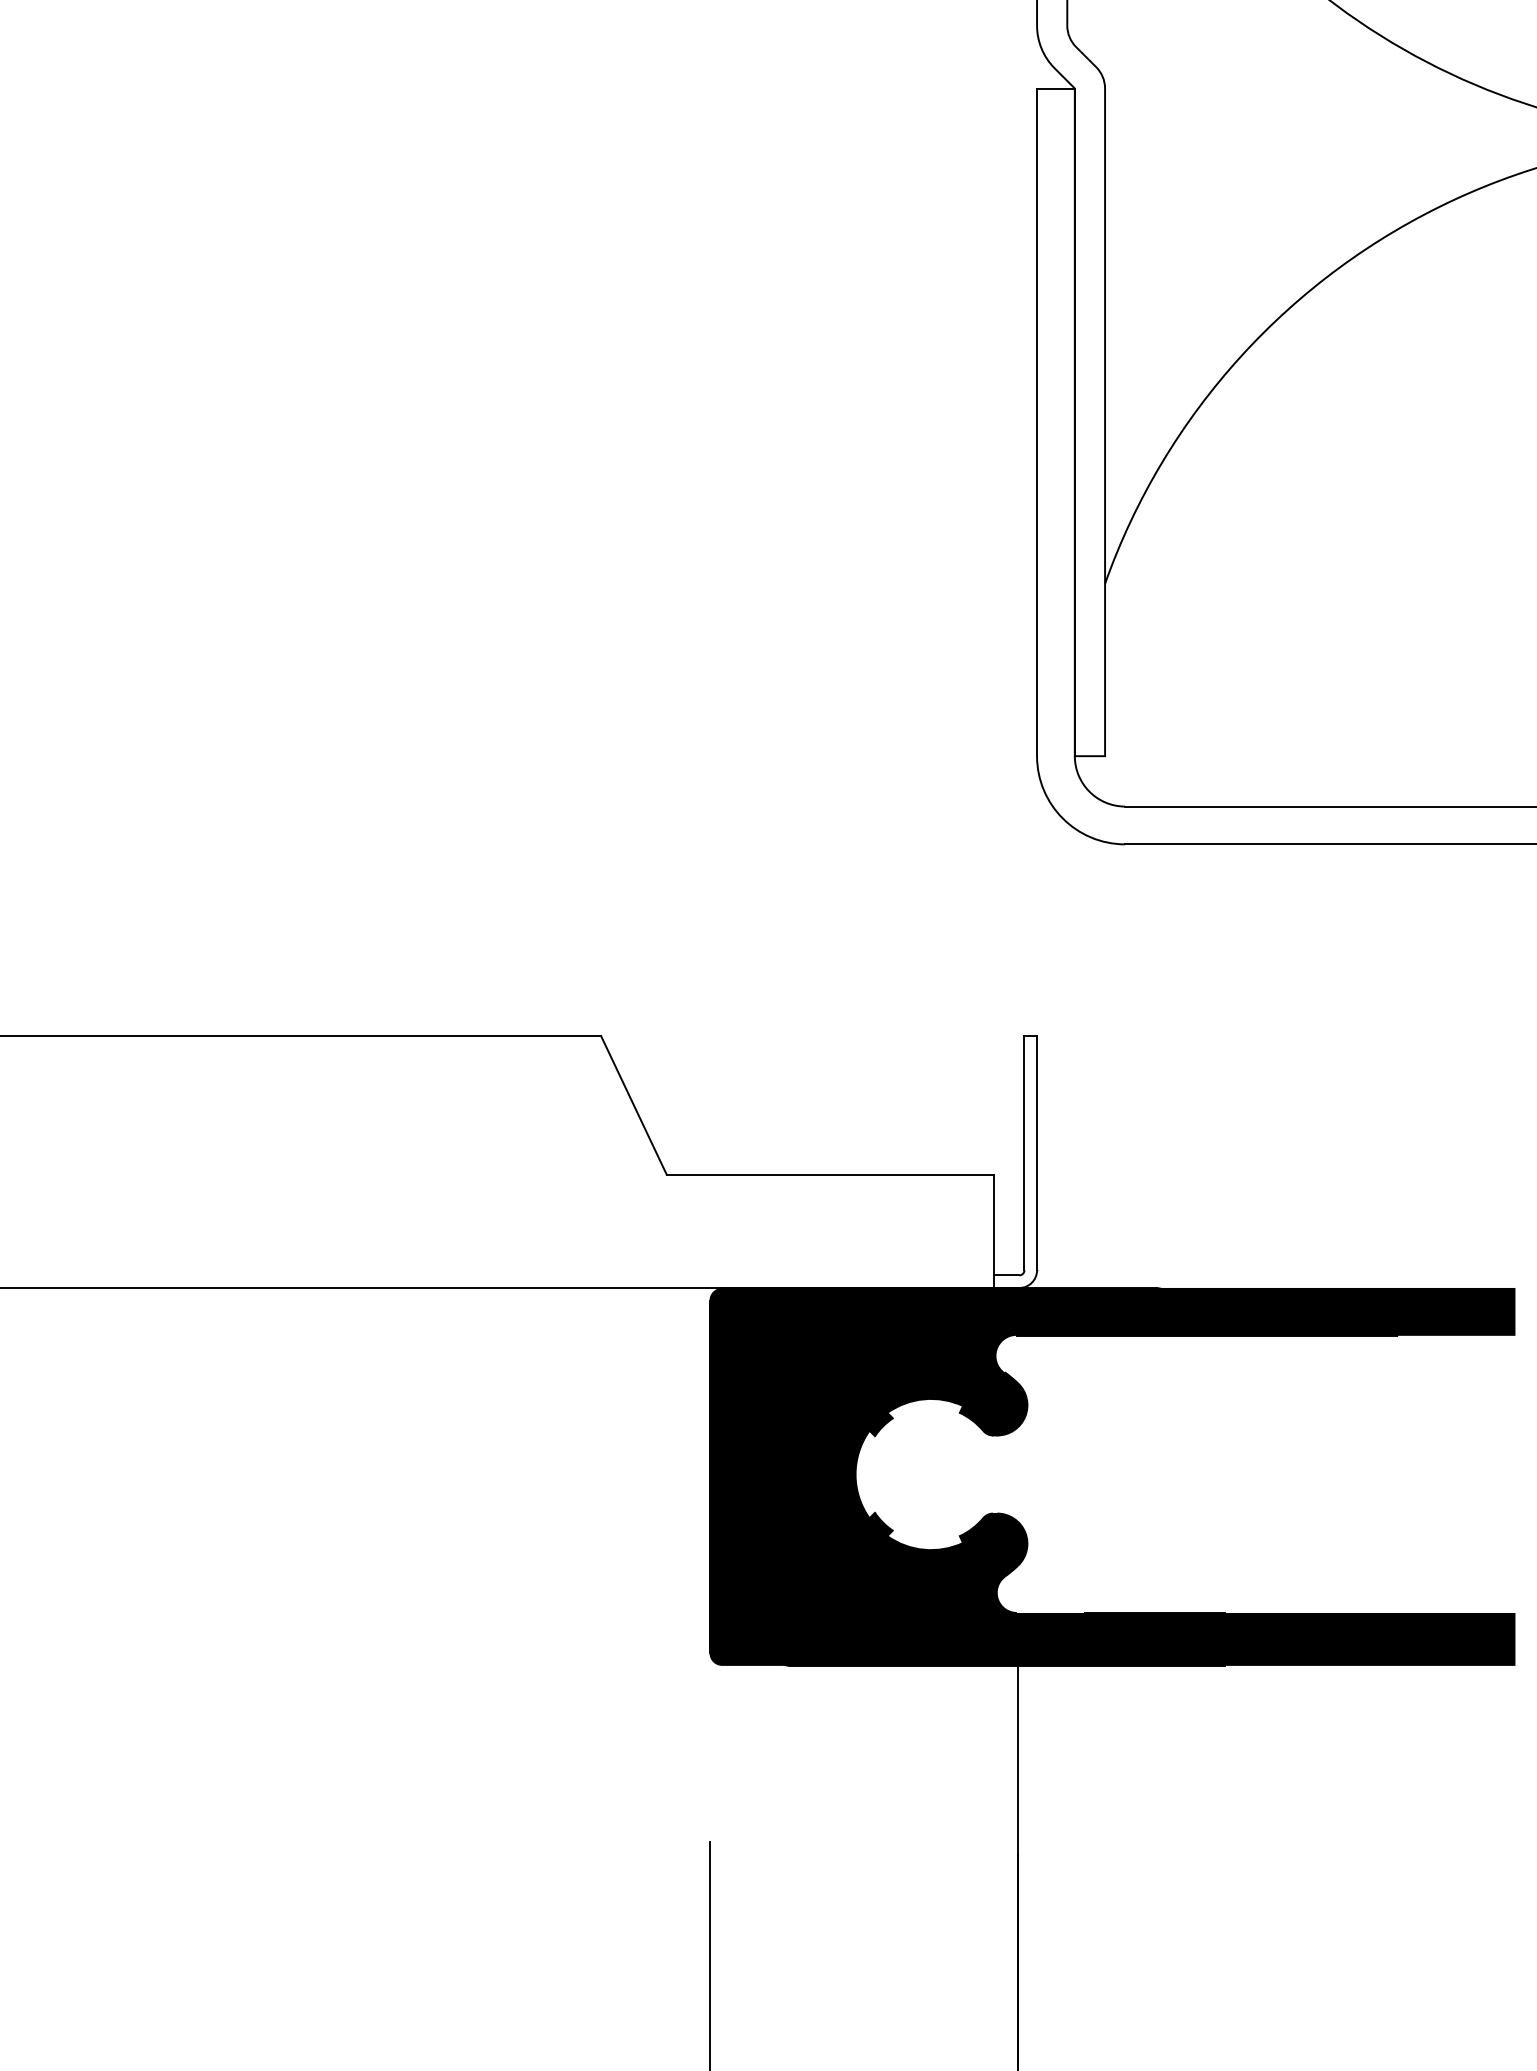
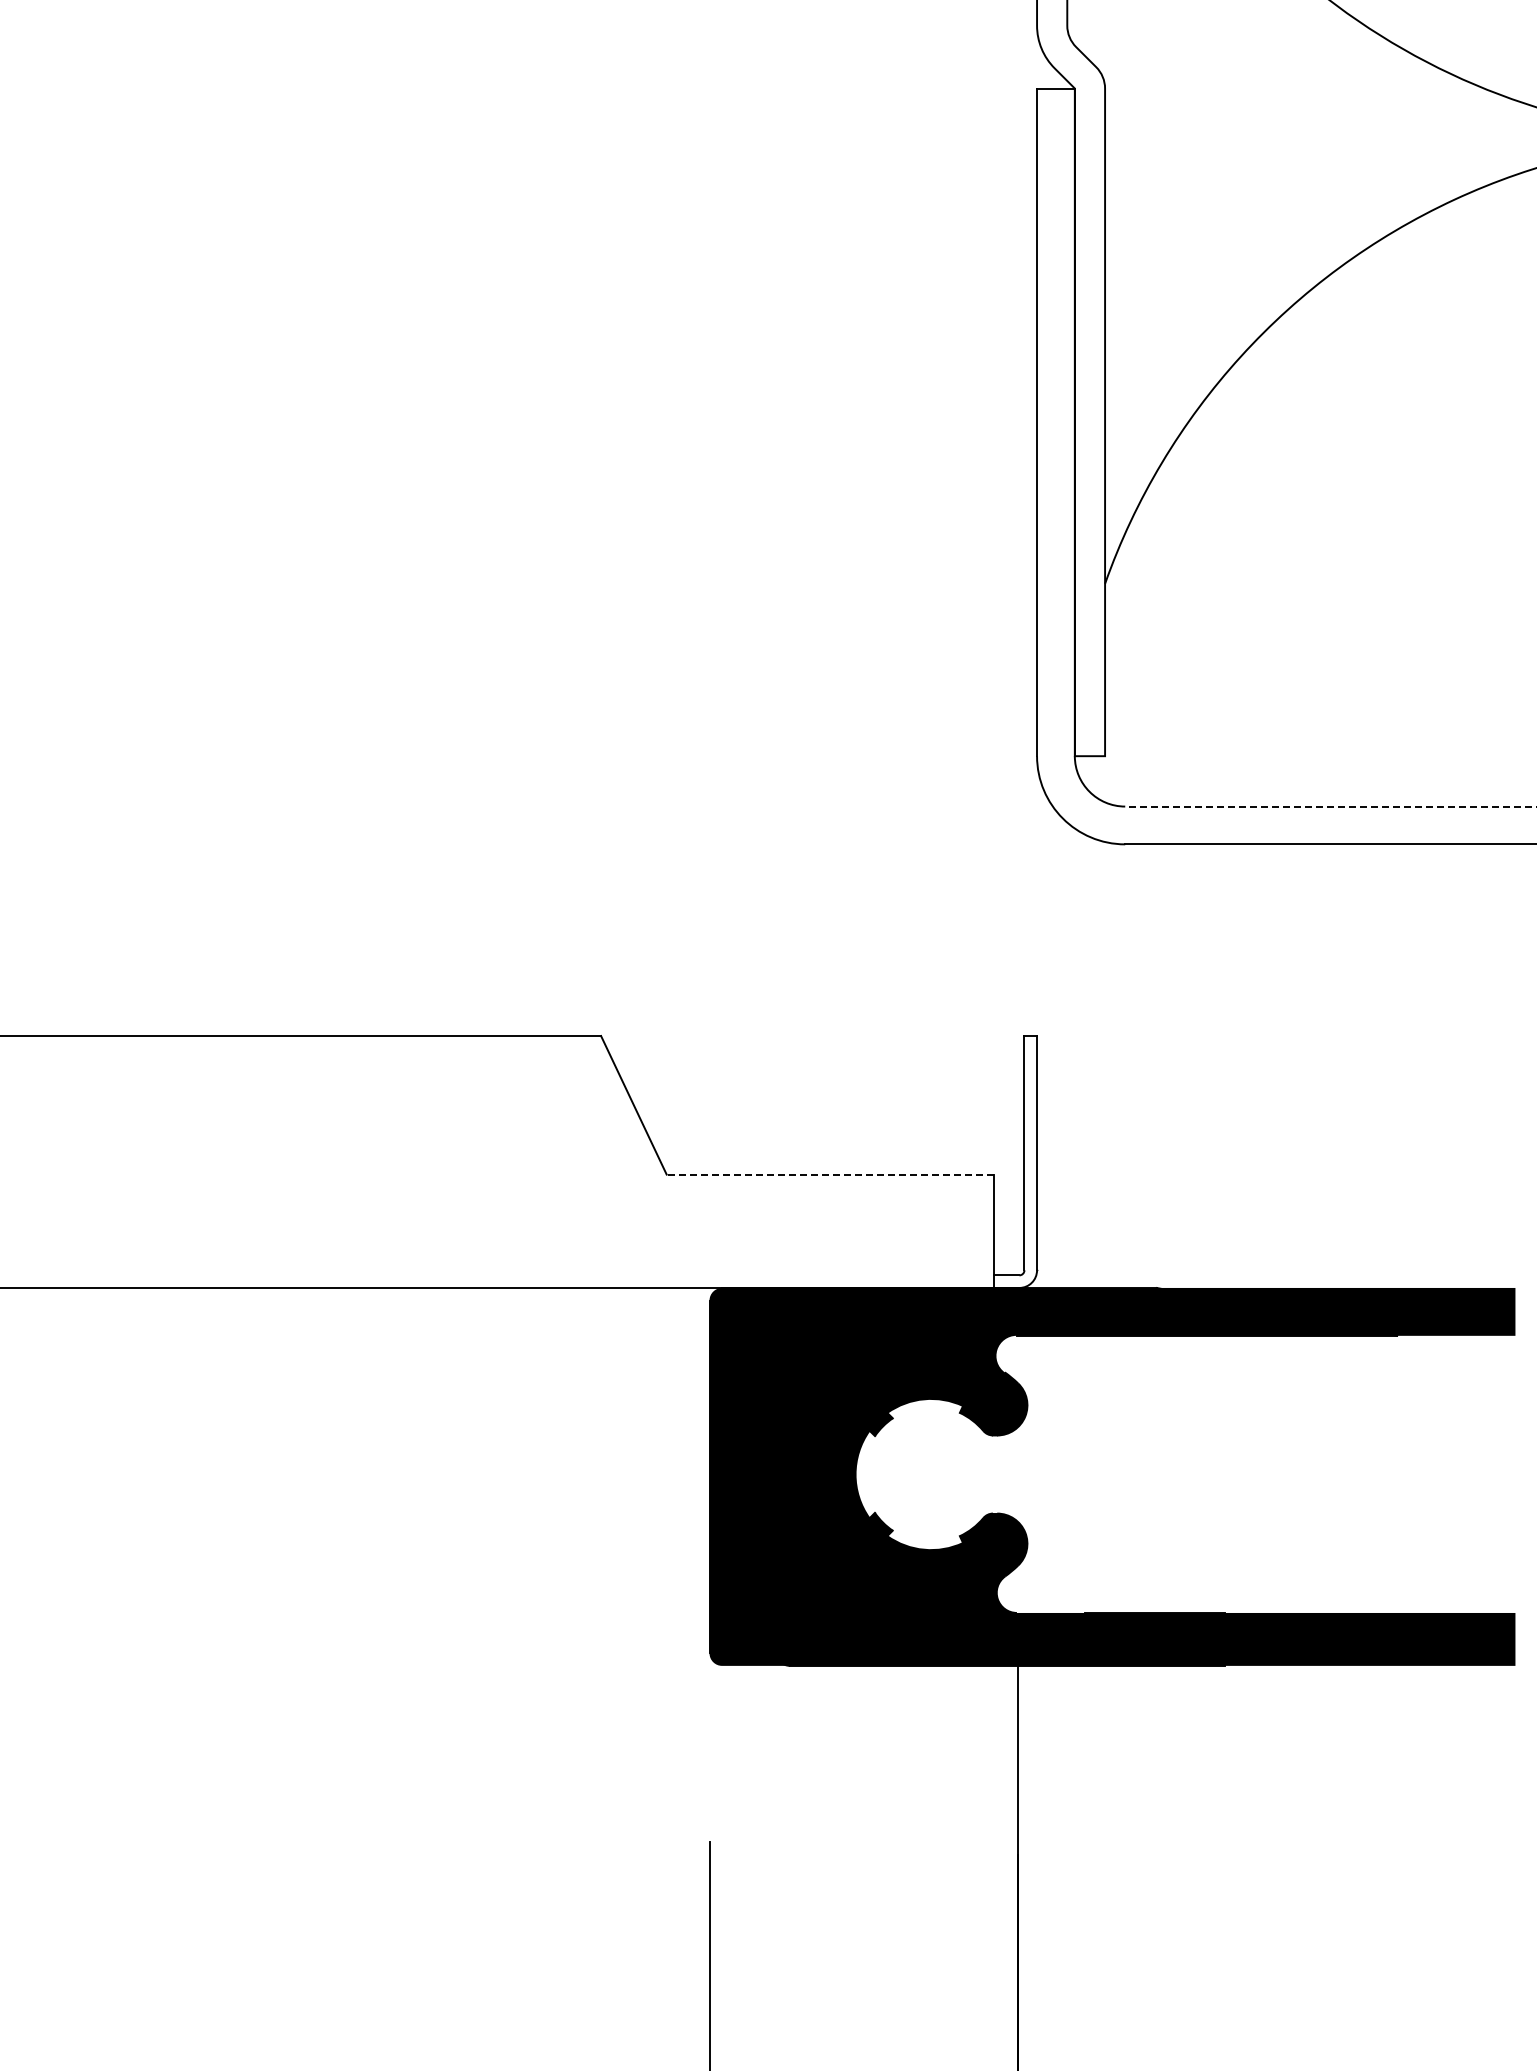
line: solid -> dashed (1330, 806)
line: solid -> dashed (830, 1174)
